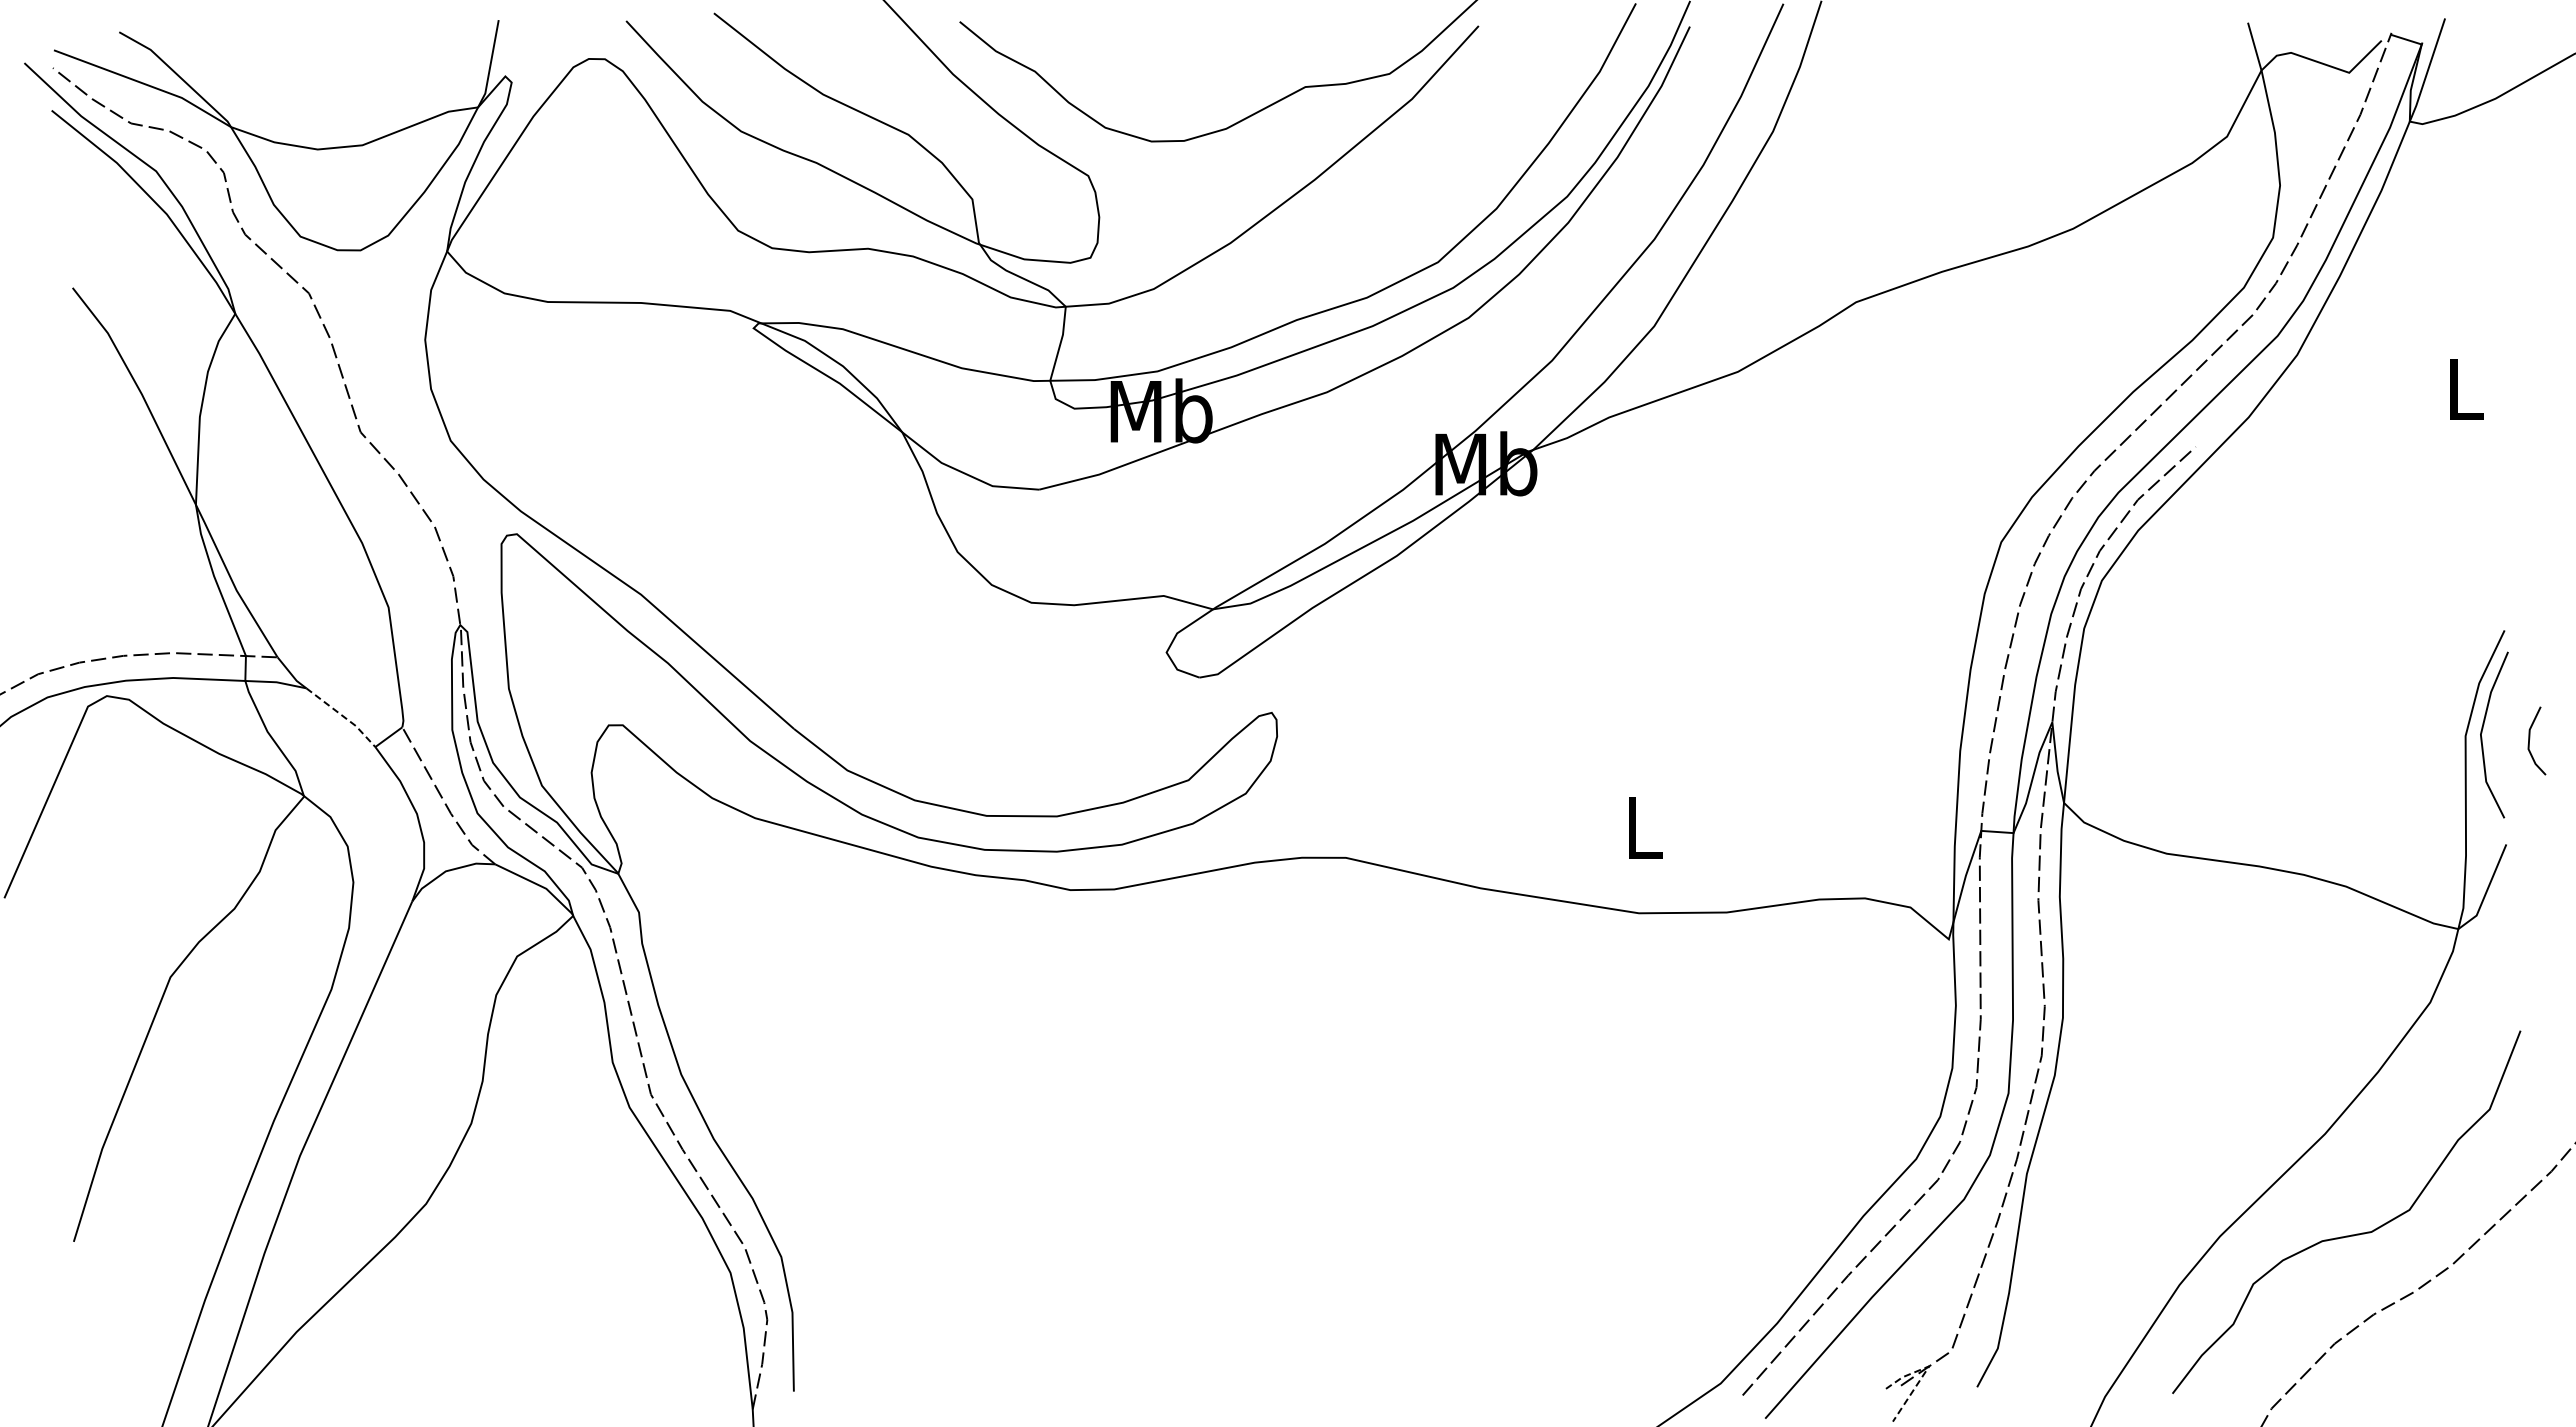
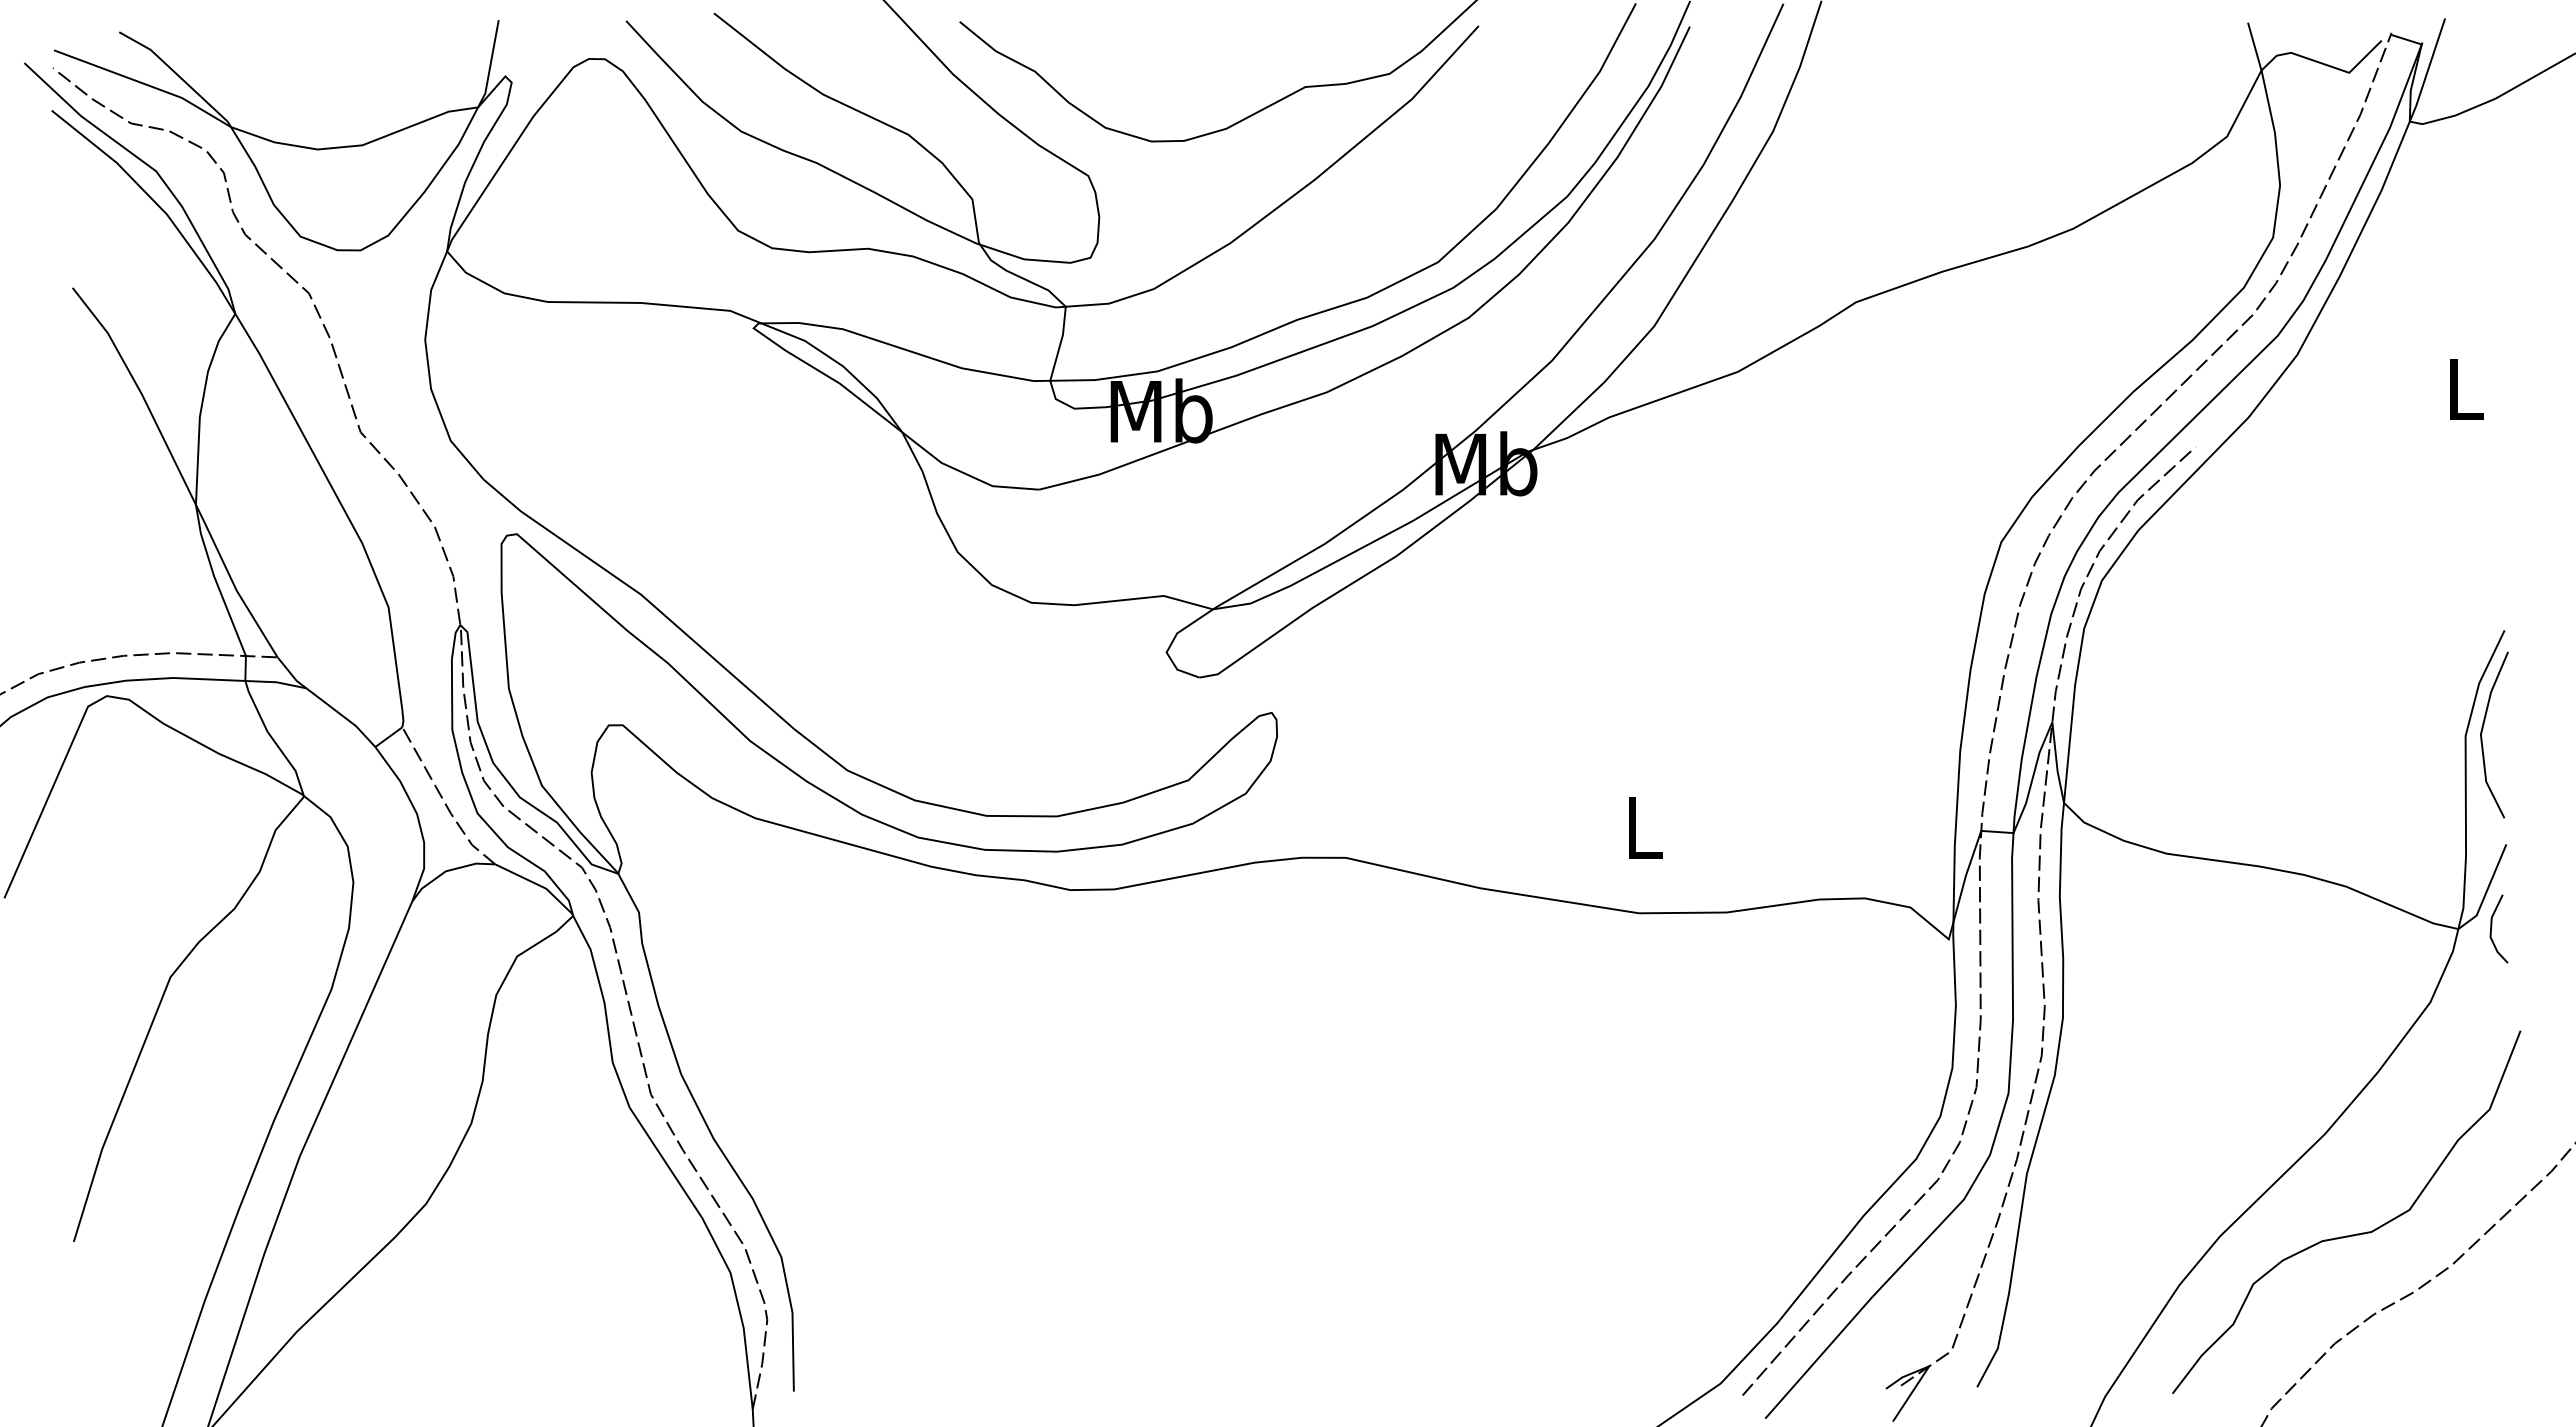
line: dashed -> solid (343, 716)
line position: (2530, 738) -> (2492, 926) (2492, 926)
line: dashed -> solid (1924, 1372)
